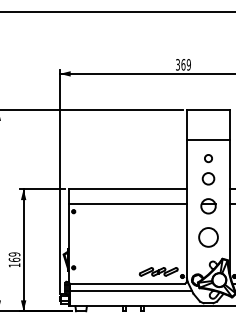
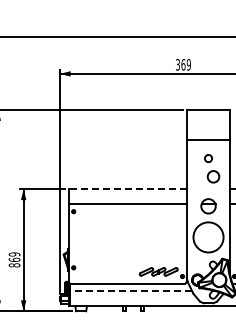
line position: (117, 11) -> (117, 36) (117, 36)
circle position: (208, 178) -> (213, 176) (213, 176)
line: solid -> dashed (127, 189)
circle diameter: 19 px -> 30 px (208, 237)
text: 169 -> 869 (14, 265)
line: solid -> dashed (131, 290)
